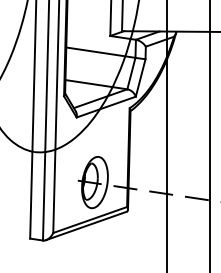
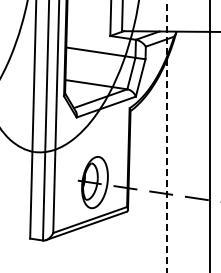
line: solid -> dashed (167, 136)
